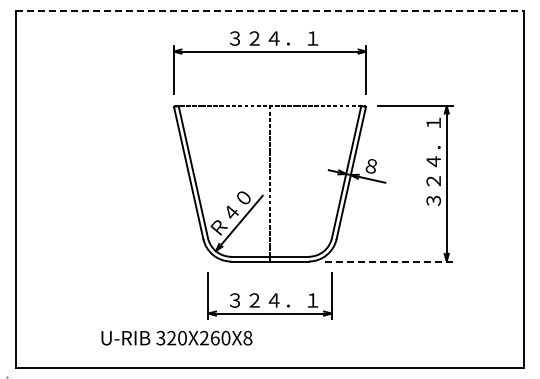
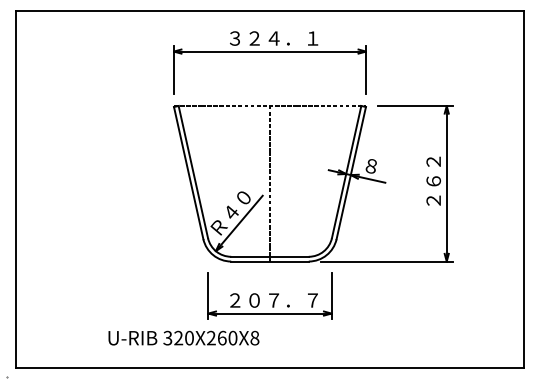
line: dashed -> solid (270, 11)
text: ３２４．１ -> ２６２ (433, 161)
line: dashed -> solid (386, 261)
text: ３２４．１ -> ２０７．７ (274, 300)
text position: (176, 337) -> (183, 337) (183, 337)
